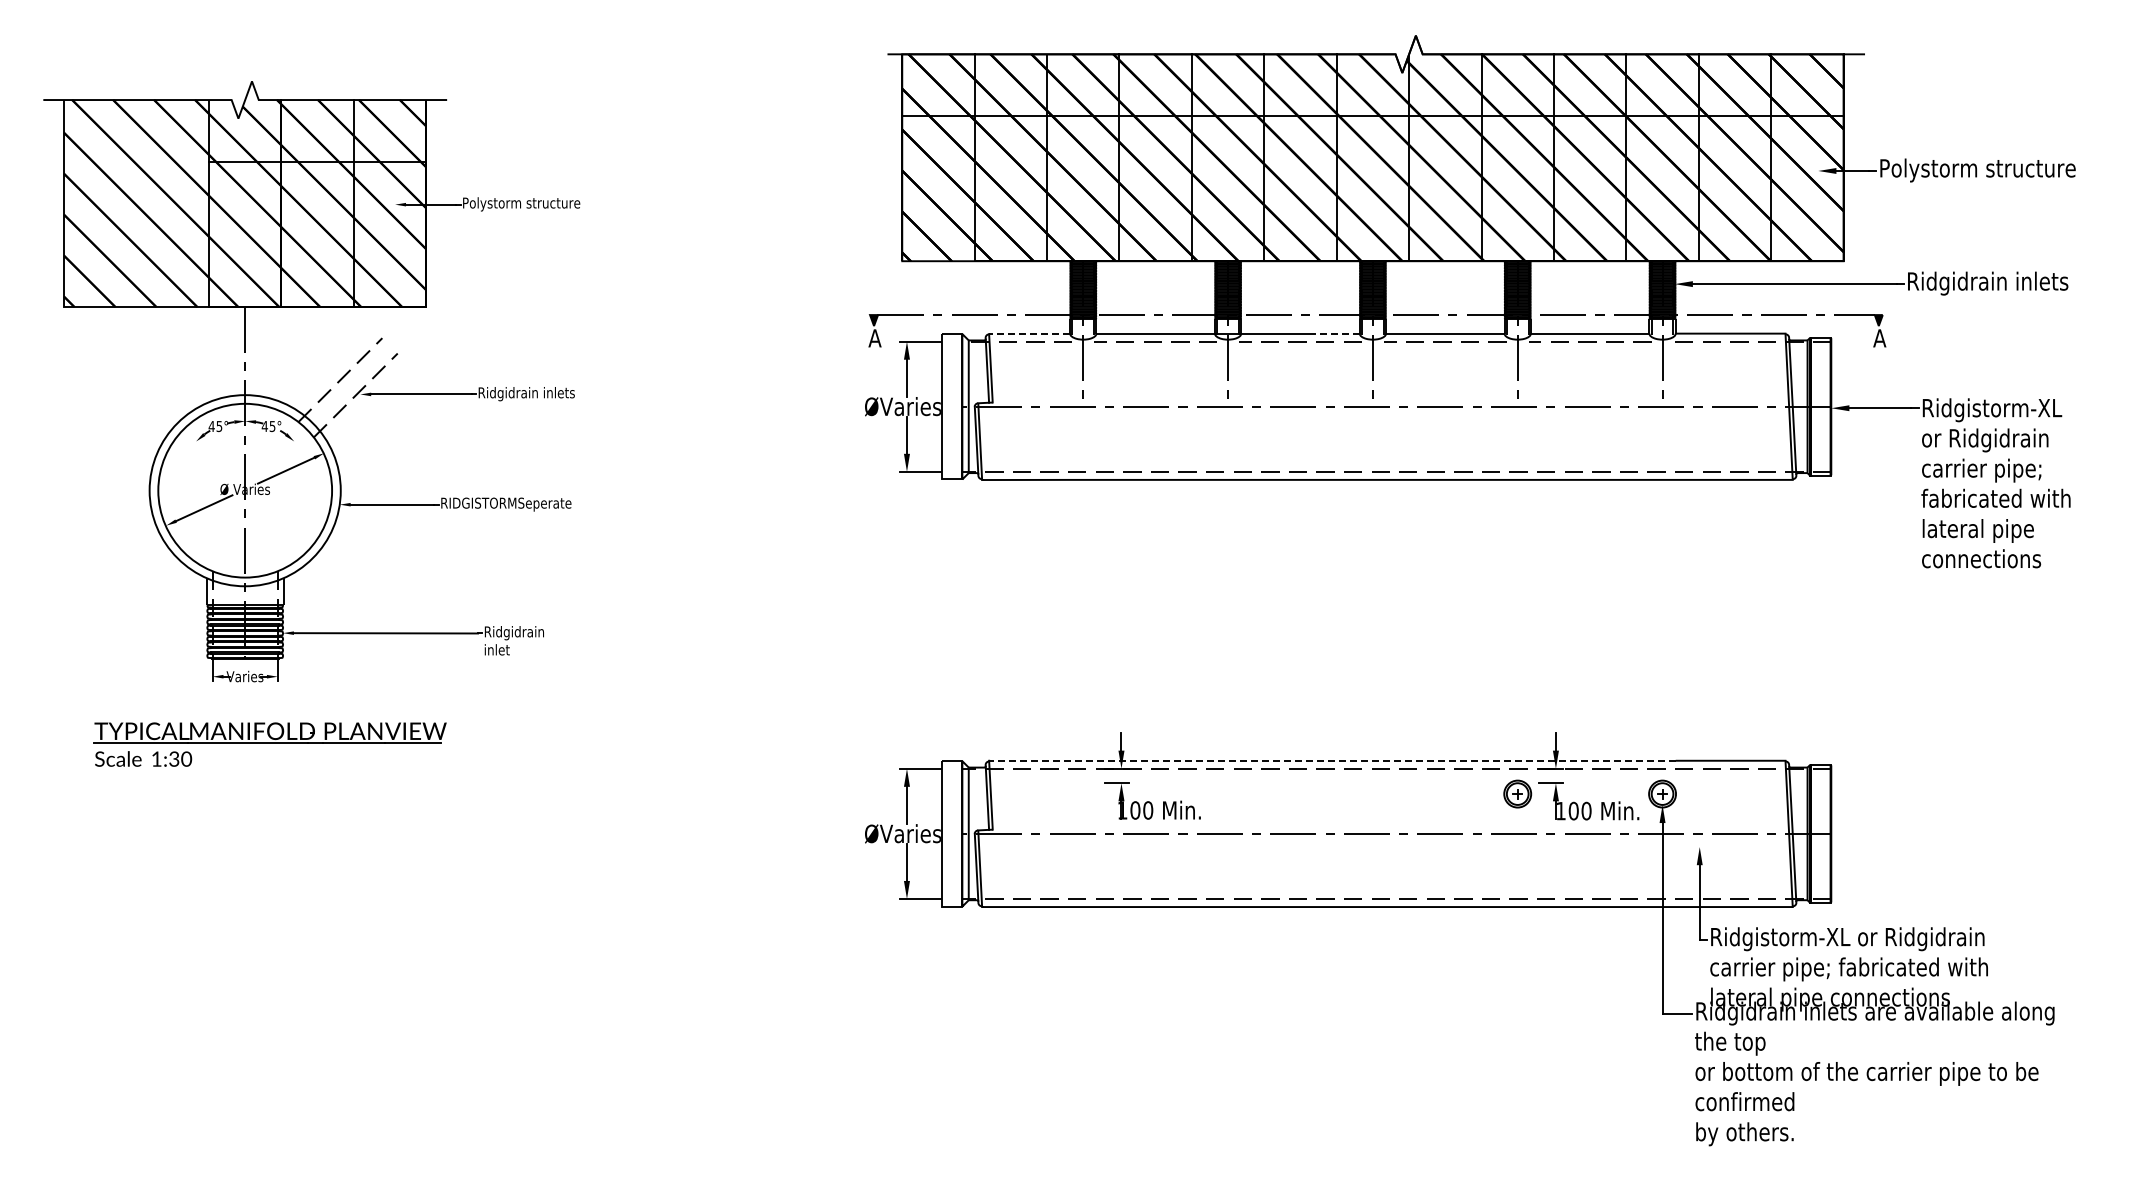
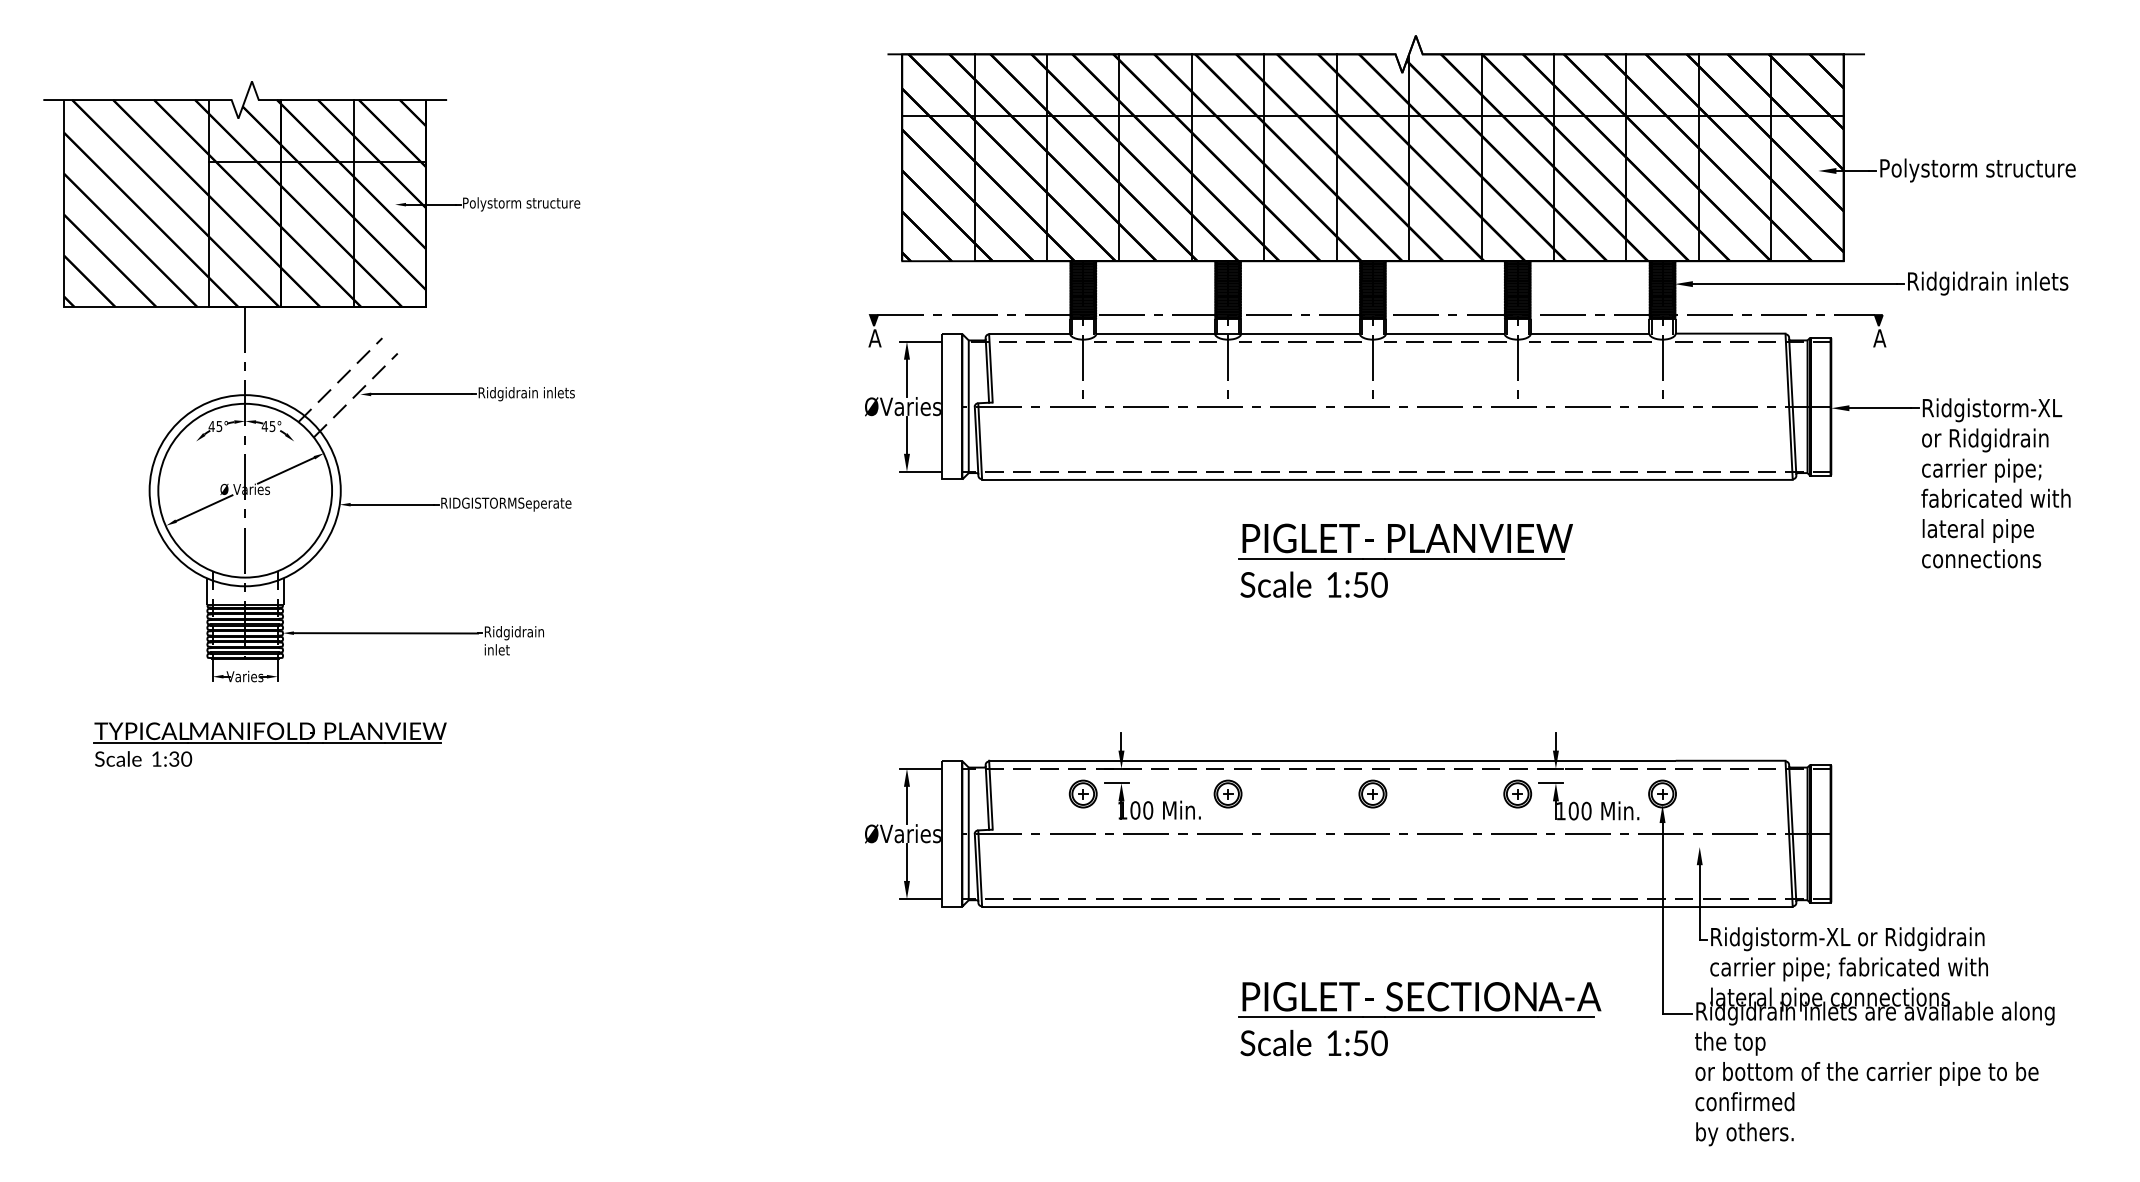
line: dashed -> solid (1029, 333)
line: dashed -> solid (1336, 333)
part: none -> present (1405, 560)
line: dashed -> solid (1331, 760)
part: none -> present (1082, 793)
part: none -> present (1227, 793)
part: none -> present (1372, 793)
part: none -> present (1419, 1019)
